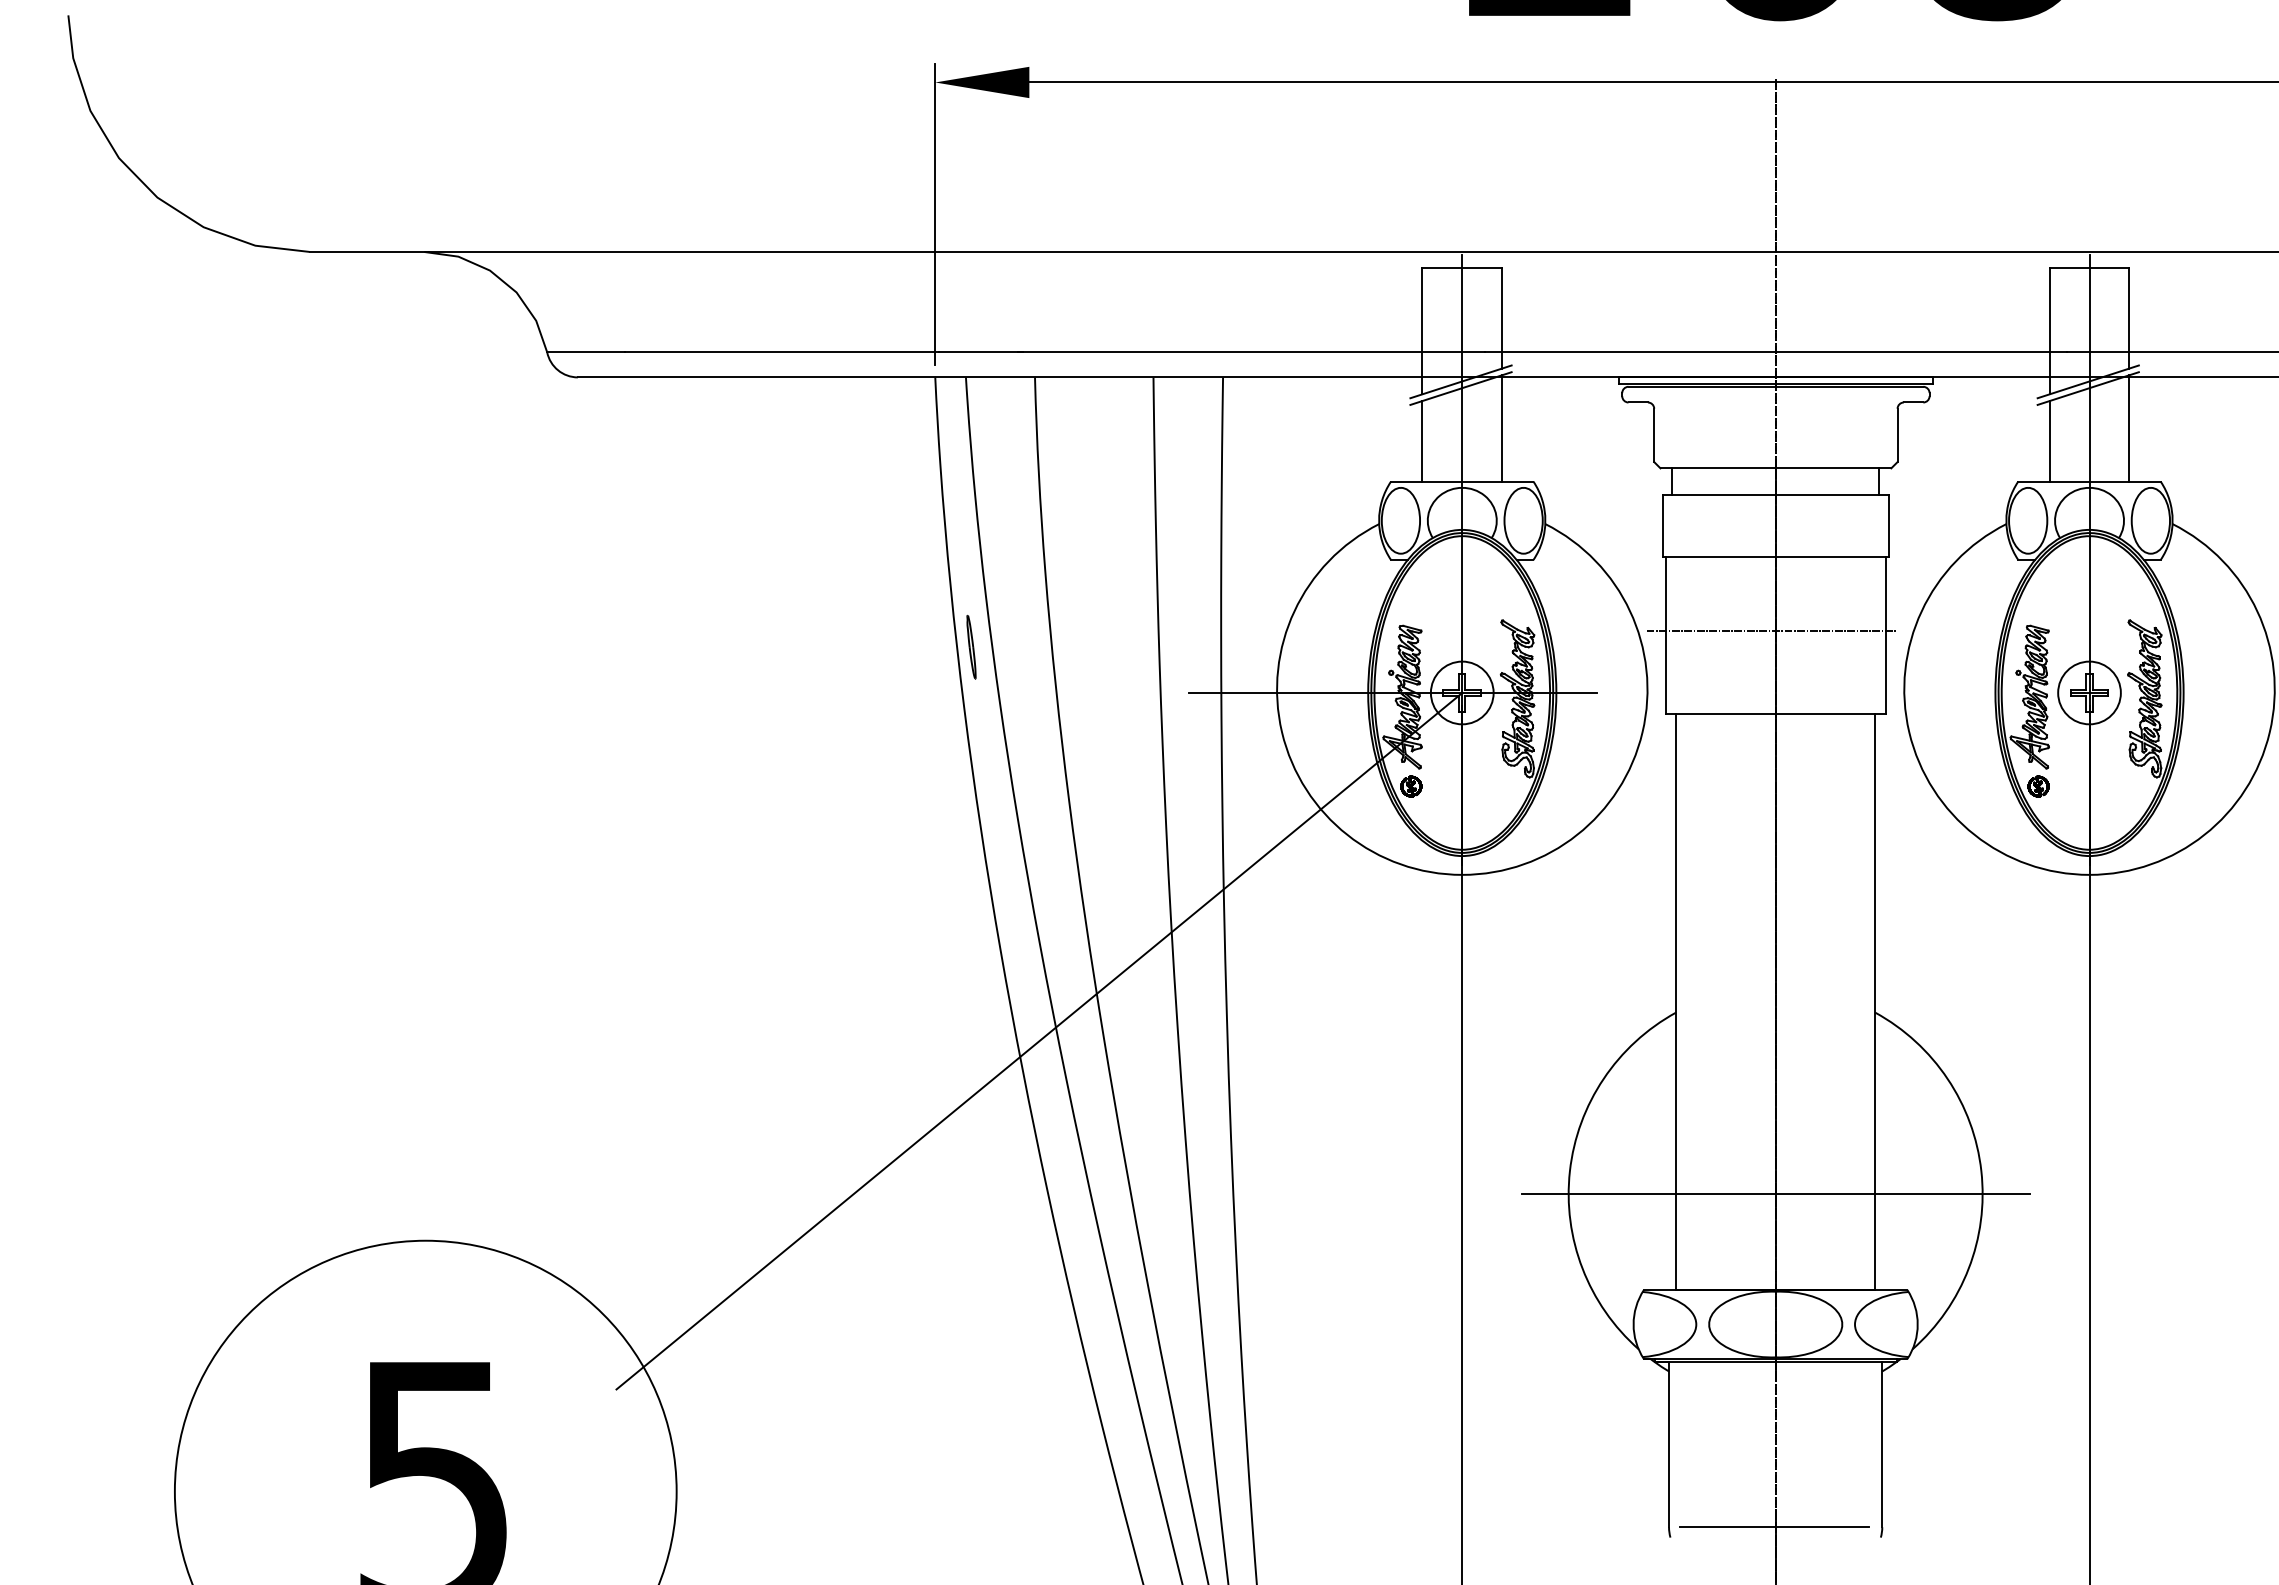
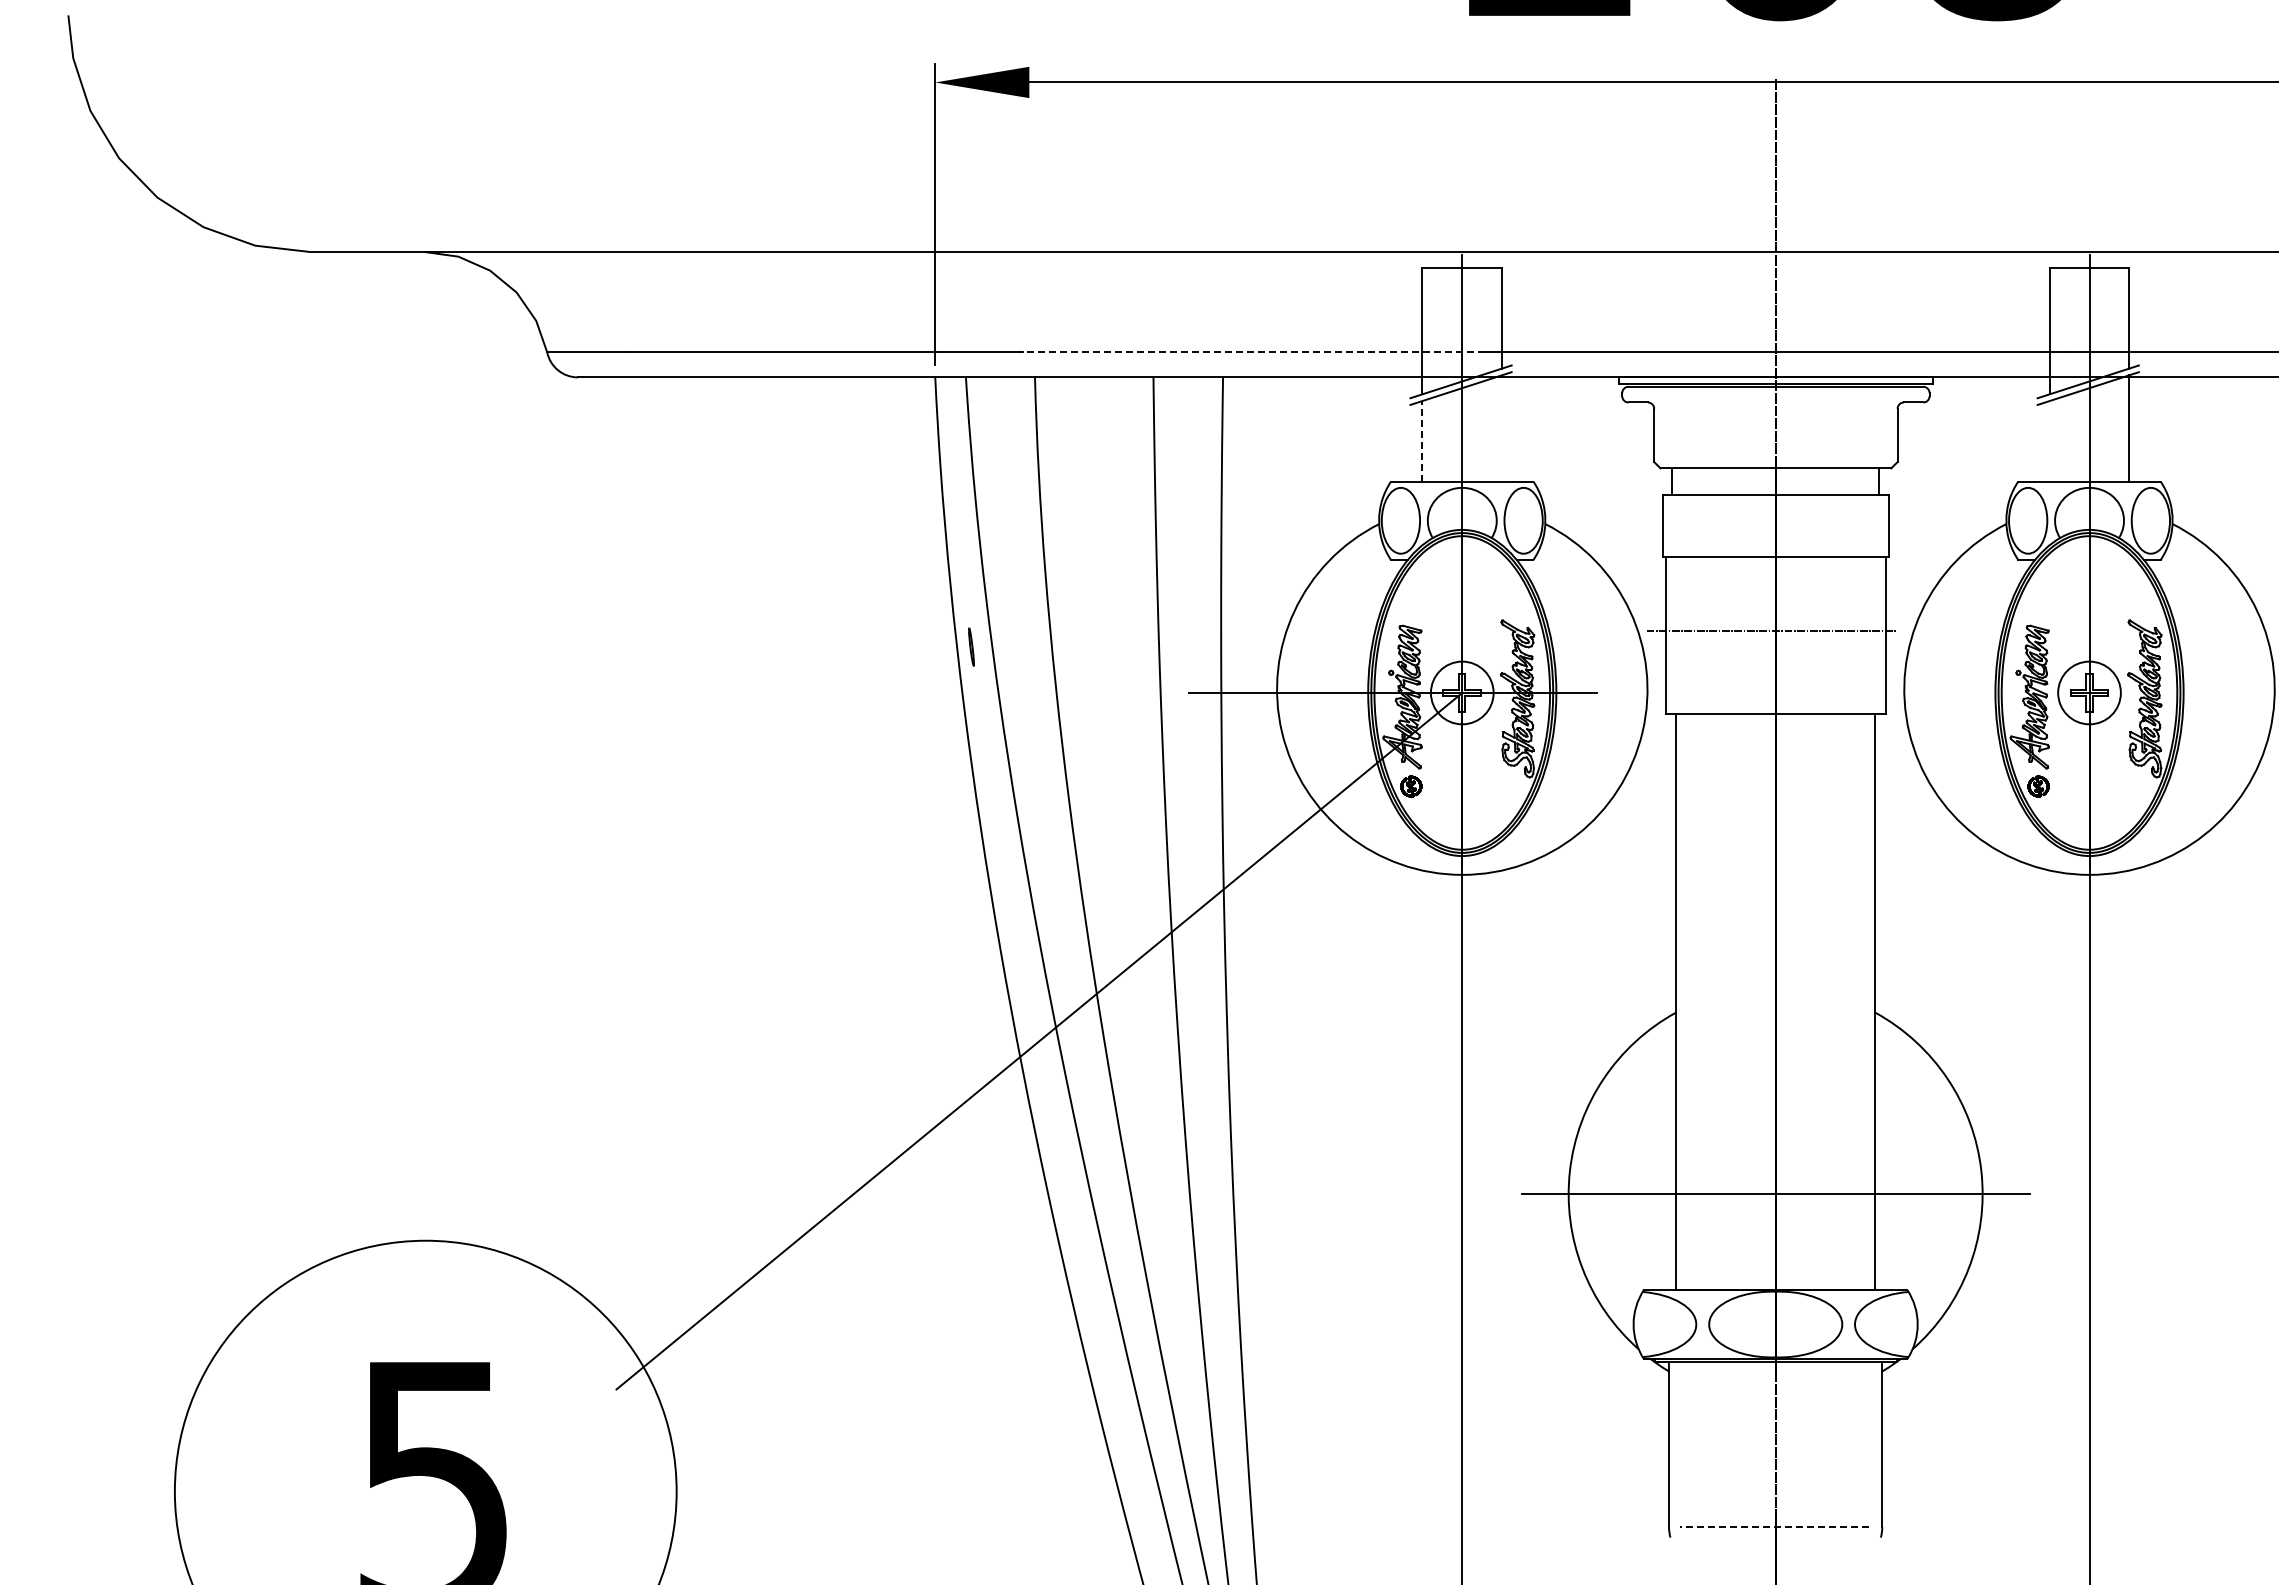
line: solid -> dashed (1253, 352)
line: present -> none (1502, 428)
line: solid -> dashed (1422, 440)
line: present -> none (2049, 441)
part size: 11x66 px -> 7x40 px (971, 646)
line: solid -> dashed (1774, 1527)
